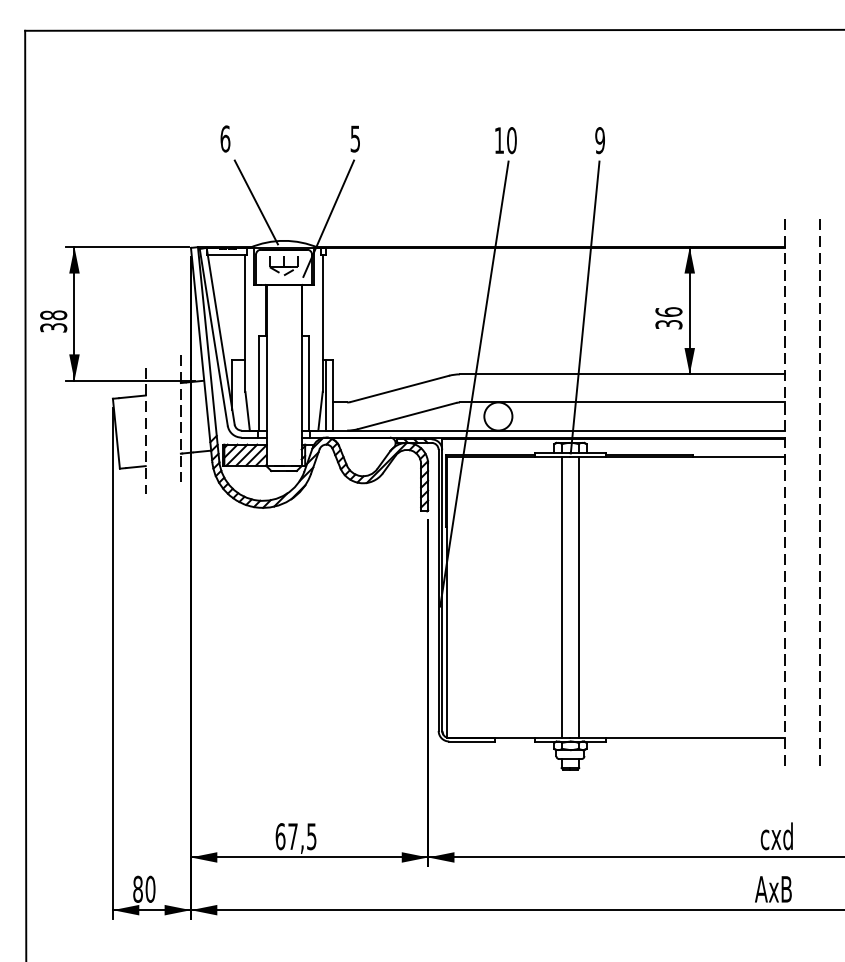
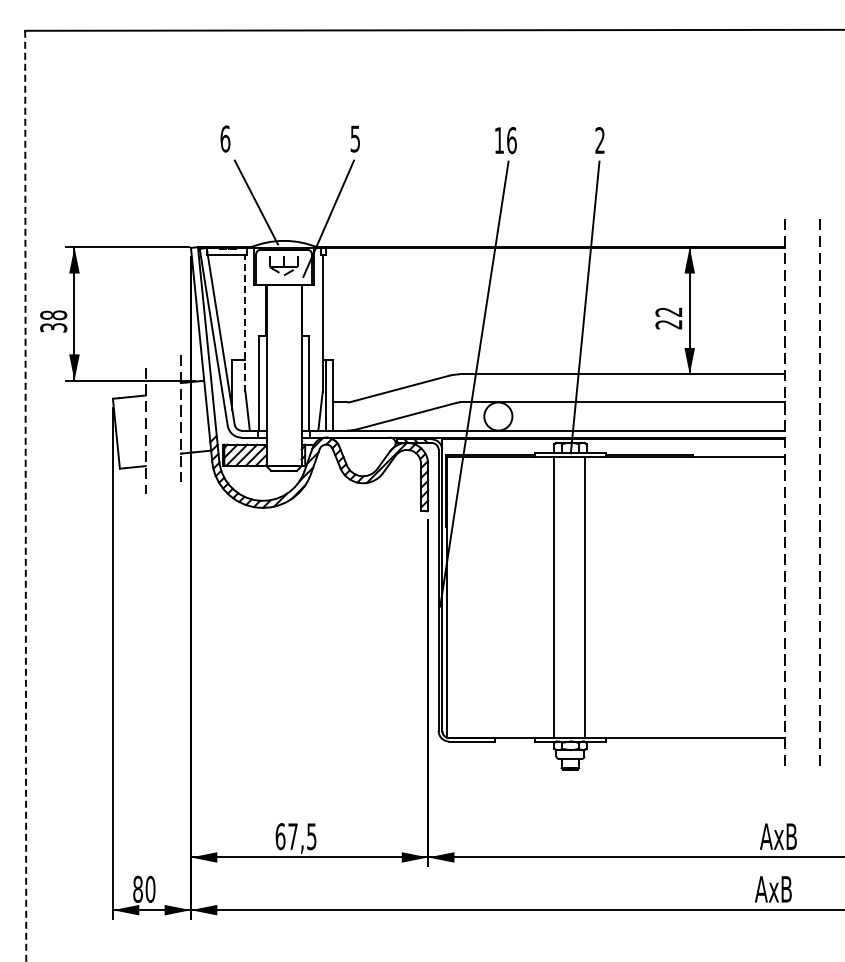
text: 10 -> 16 (511, 140)
text: 9 -> 2 (599, 140)
text: 36 -> 22 (668, 318)
line: solid -> dashed (245, 323)
line: solid -> dashed (25, 496)
line position: (561, 597) -> (553, 597) (553, 597)
line position: (579, 597) -> (585, 597) (585, 597)
text: cxd -> AxB (778, 836)
